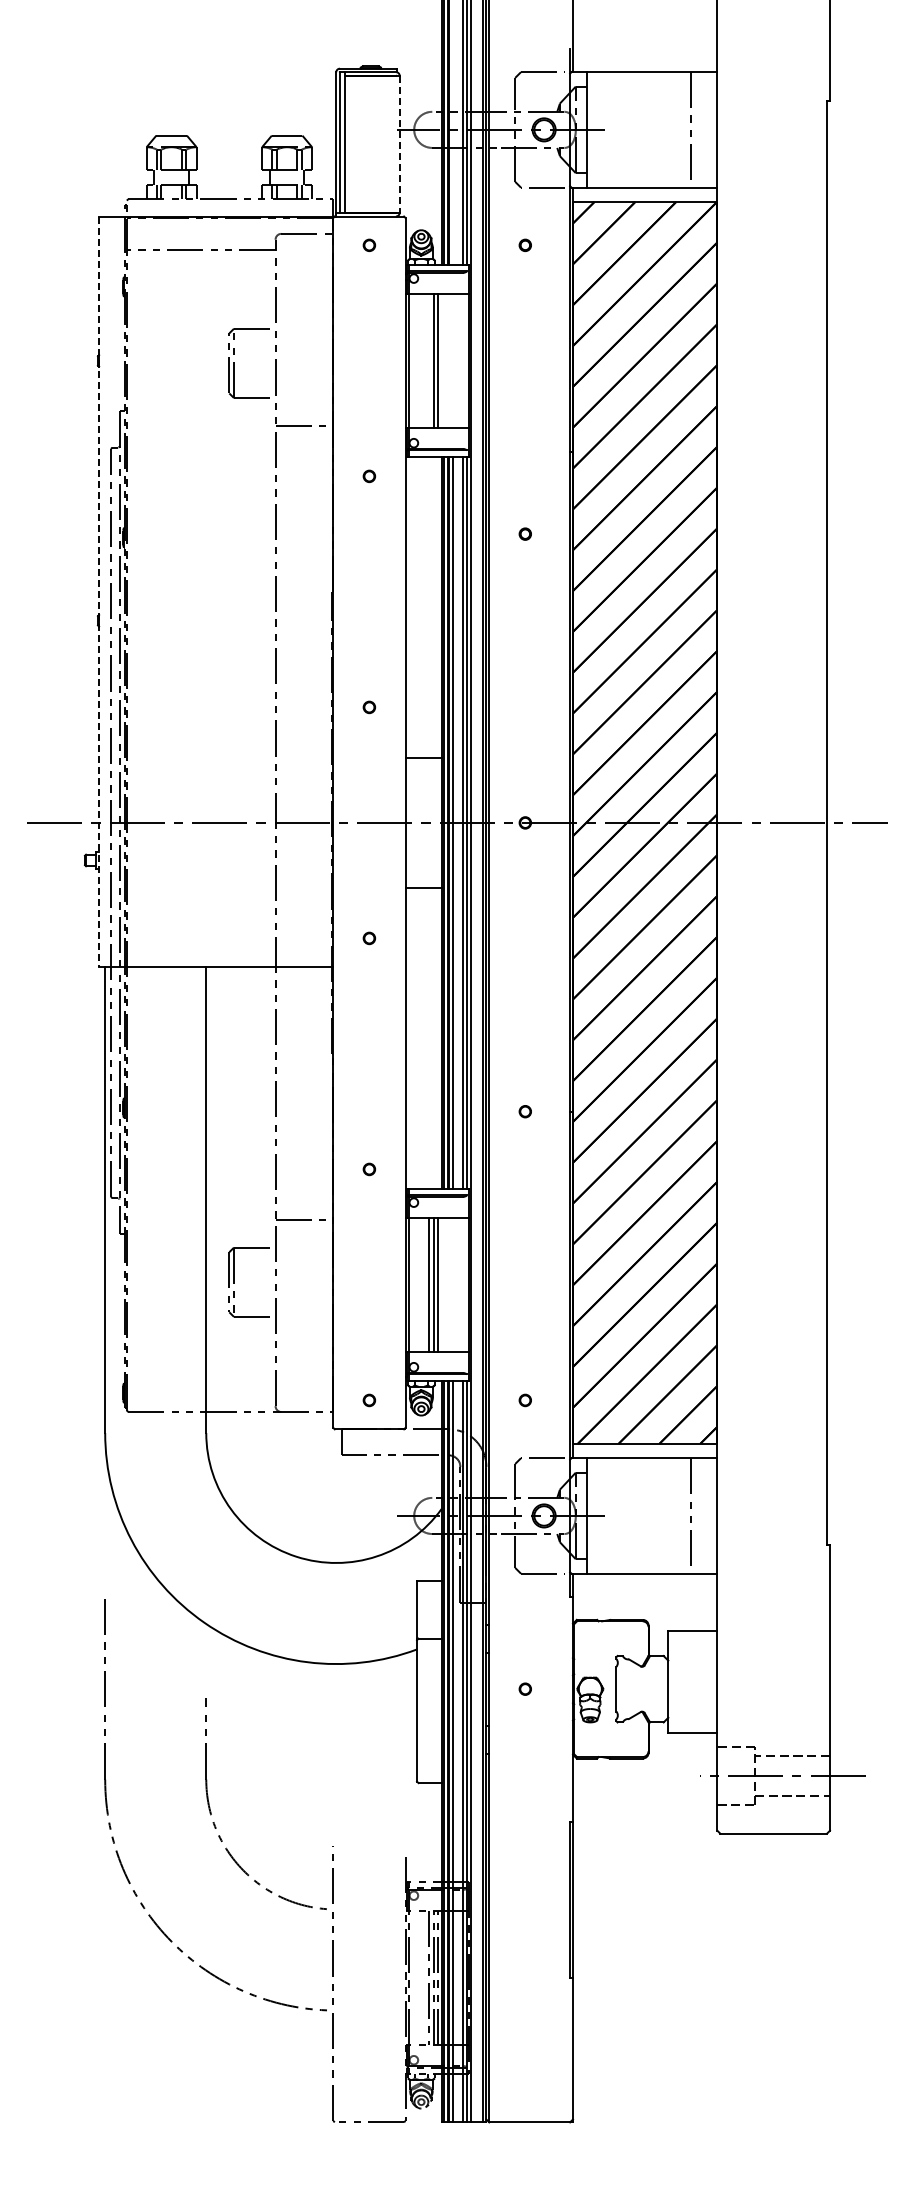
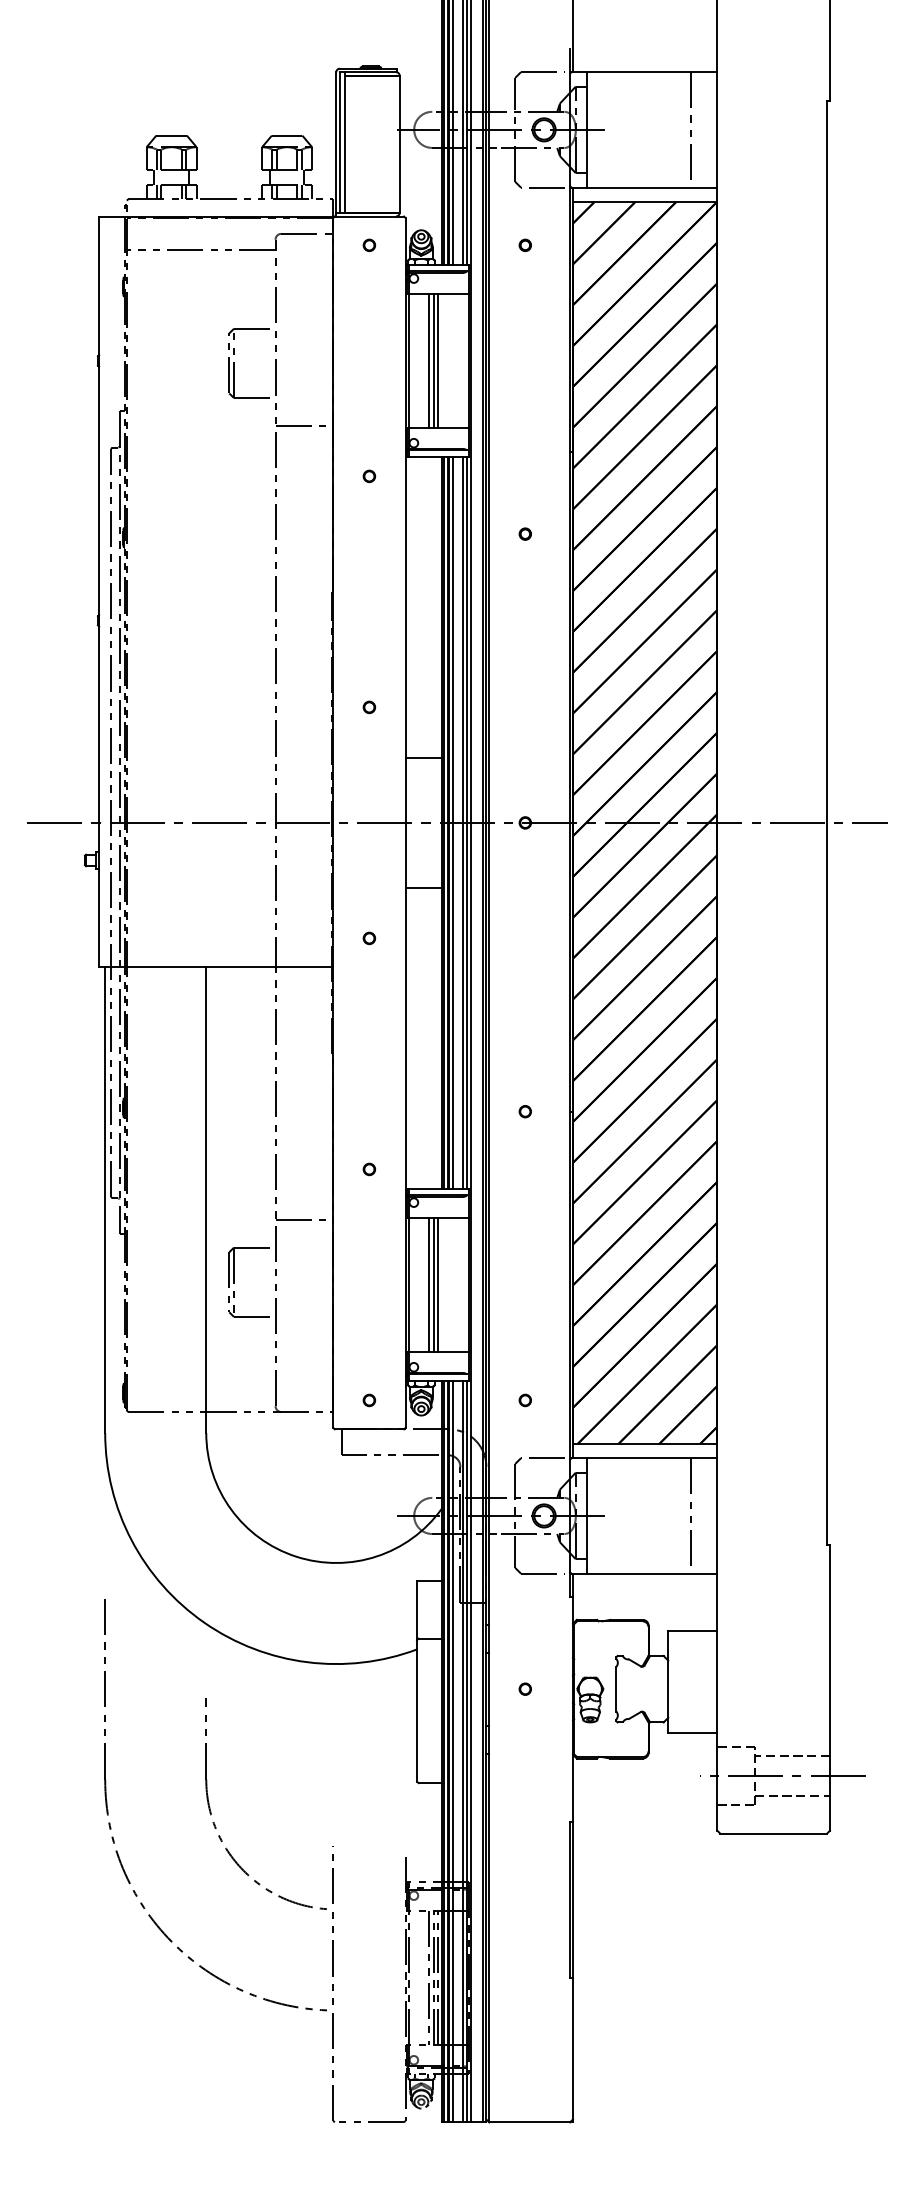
line: none -> present (452, 133)
line: dashed -> solid (399, 144)
line: none -> present (429, 360)
line: dashed -> solid (99, 592)
